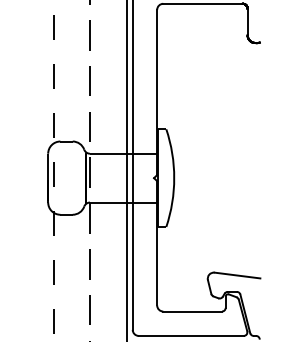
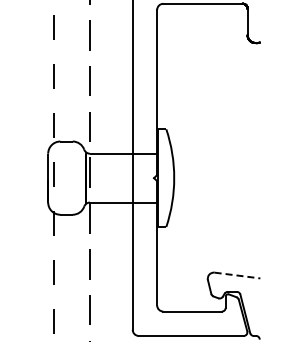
line: present -> none (126, 170)
line: solid -> dashed (237, 275)
